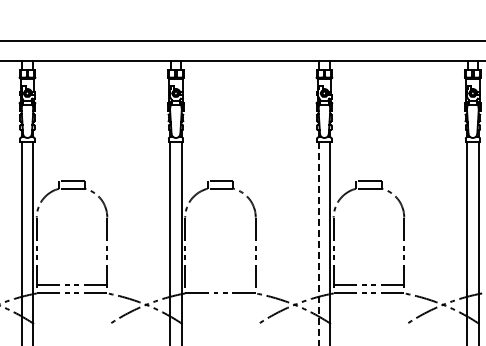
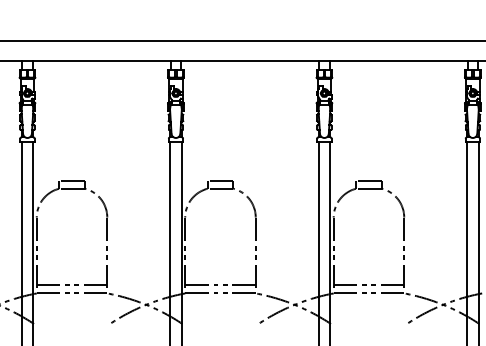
line: dashed -> solid (318, 243)
line: none -> present (220, 284)
